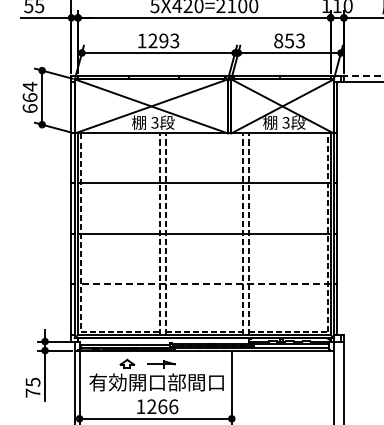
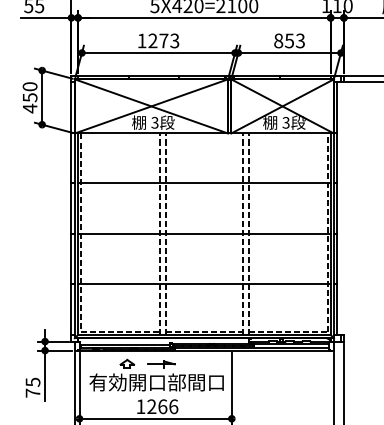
text: 1293 -> 1273 (163, 40)
line: dashed -> solid (363, 75)
text: 664 -> 450 (29, 97)
line: dashed -> solid (203, 284)
